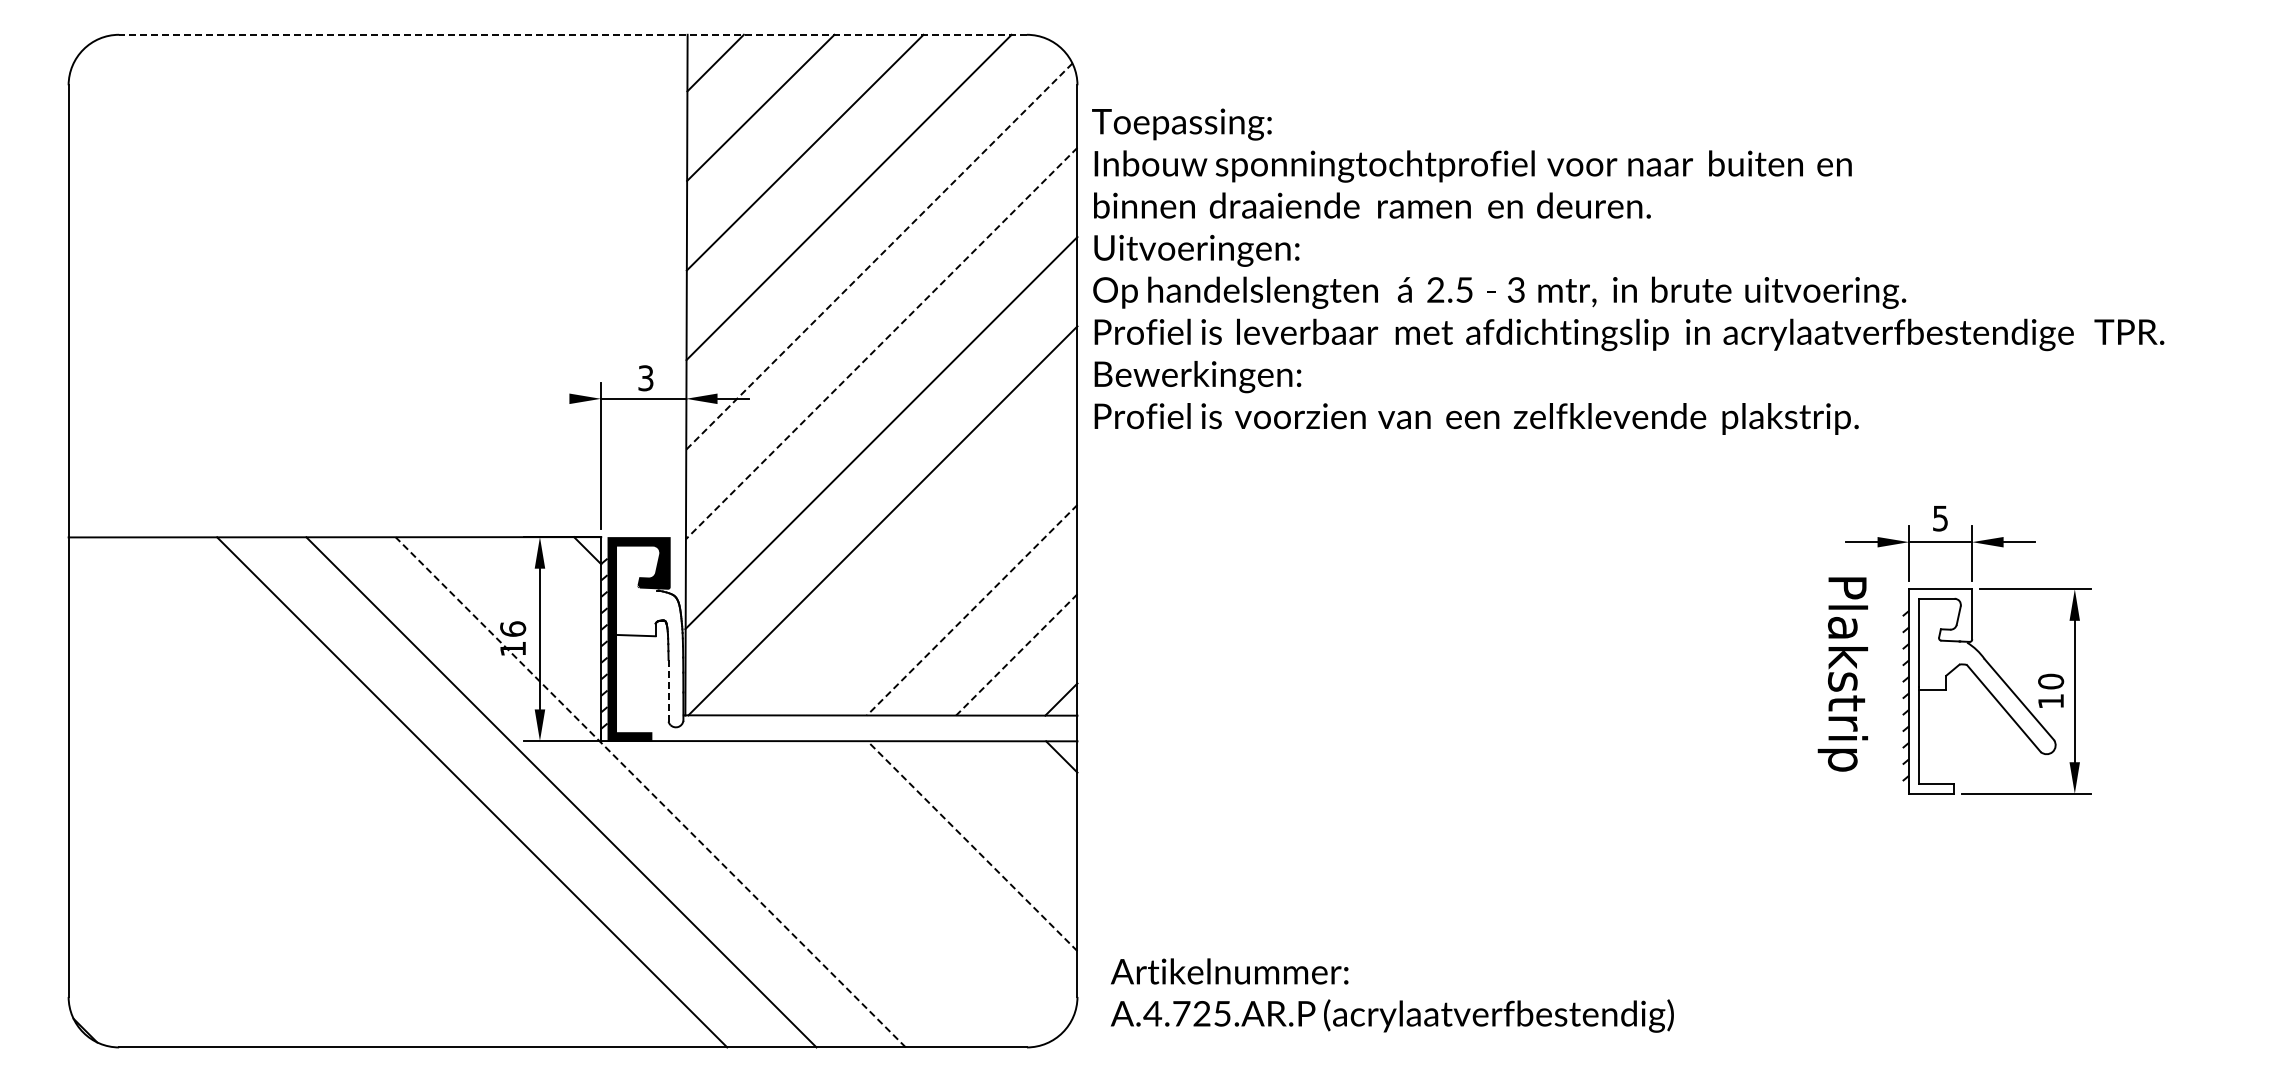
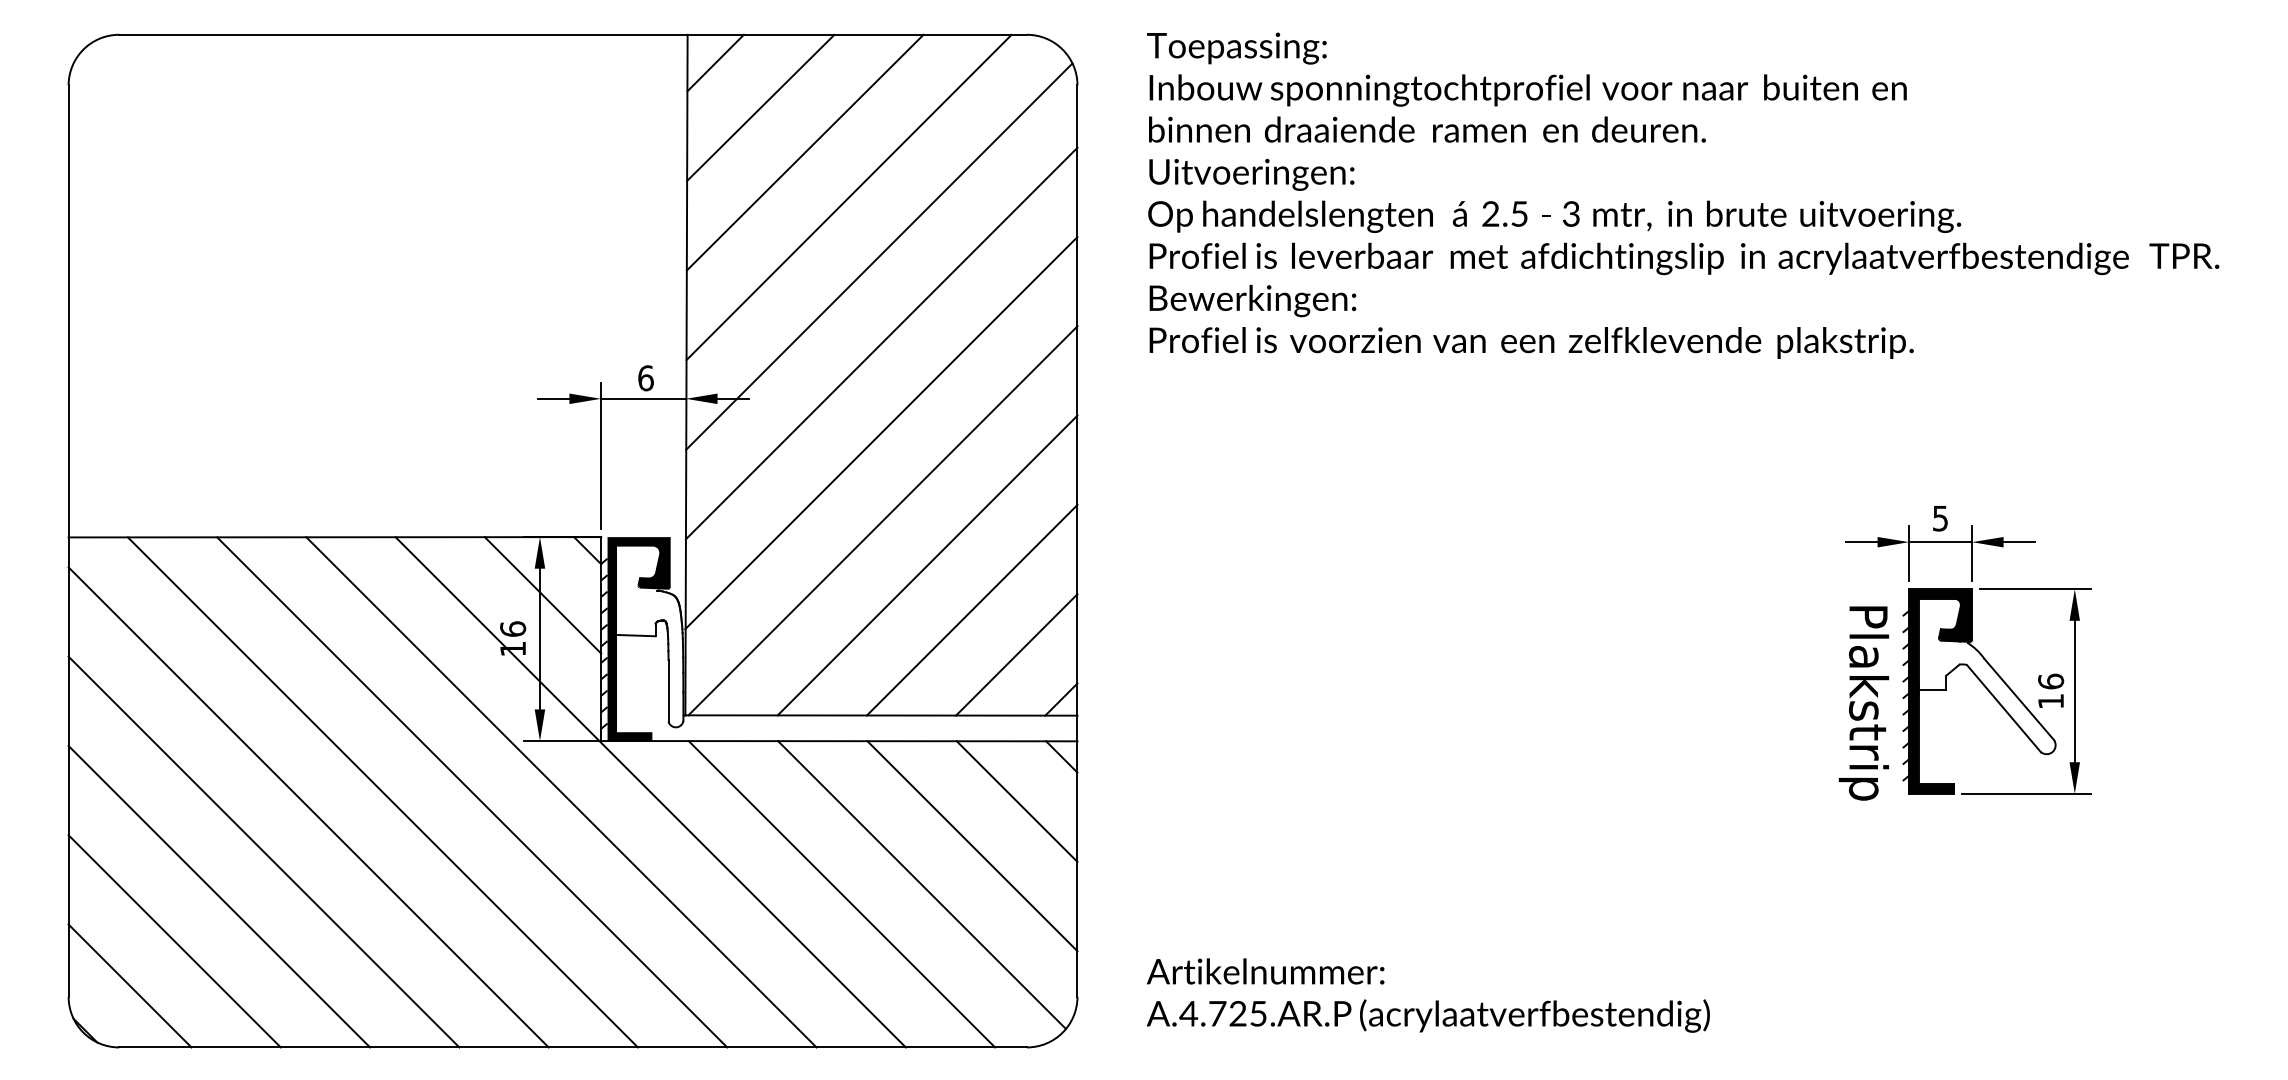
line: dashed -> solid (573, 34)
line: dashed -> solid (879, 256)
text position: (1628, 271) -> (1683, 195) (1683, 195)
line: dashed -> solid (881, 343)
text: 3 -> 6 (645, 378)
line: none -> present (553, 398)
line: none -> present (927, 565)
line: none -> present (542, 595)
line: dashed -> solid (972, 610)
line: dashed -> solid (1016, 654)
text position: (1842, 674) -> (1863, 703) (1863, 703)
text: 10 -> 16 (2050, 681)
line: dashed -> solid (668, 690)
fill: none -> present (1940, 691)
line: none -> present (382, 792)
line: dashed -> solid (650, 792)
line: none -> present (1016, 801)
line: none -> present (308, 807)
line: dashed -> solid (972, 846)
line: none -> present (263, 851)
line: none -> present (921, 885)
line: none -> present (841, 894)
line: none -> present (219, 896)
line: none -> present (174, 941)
line: none -> present (129, 985)
text position: (1391, 995) -> (1427, 995) (1427, 995)
